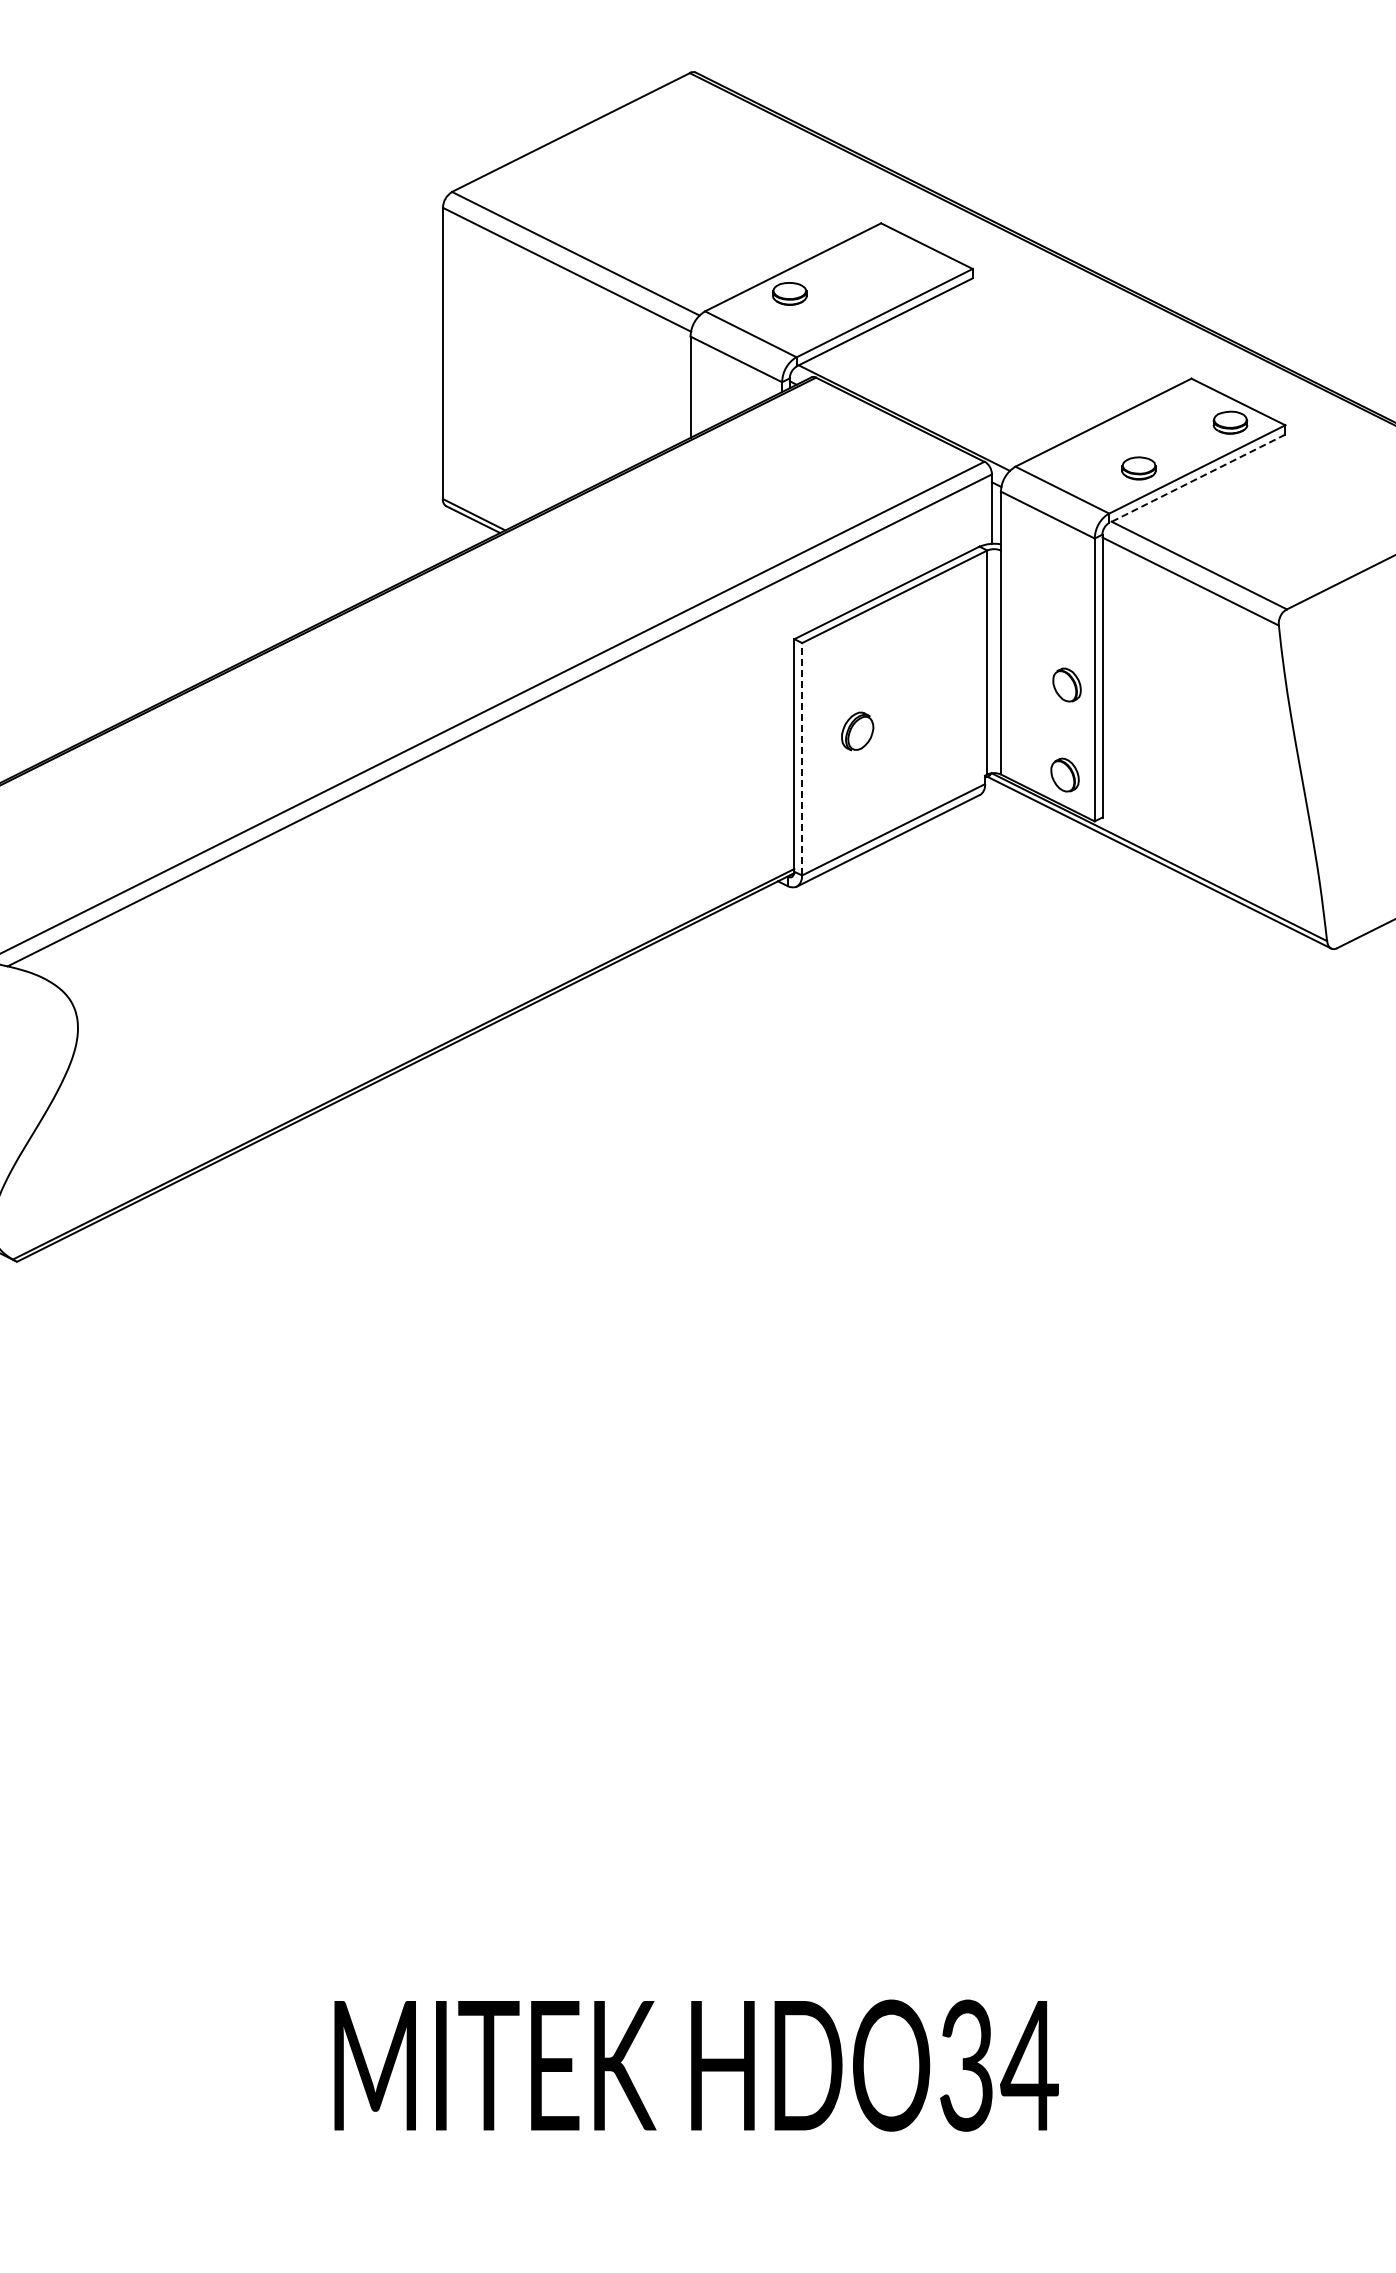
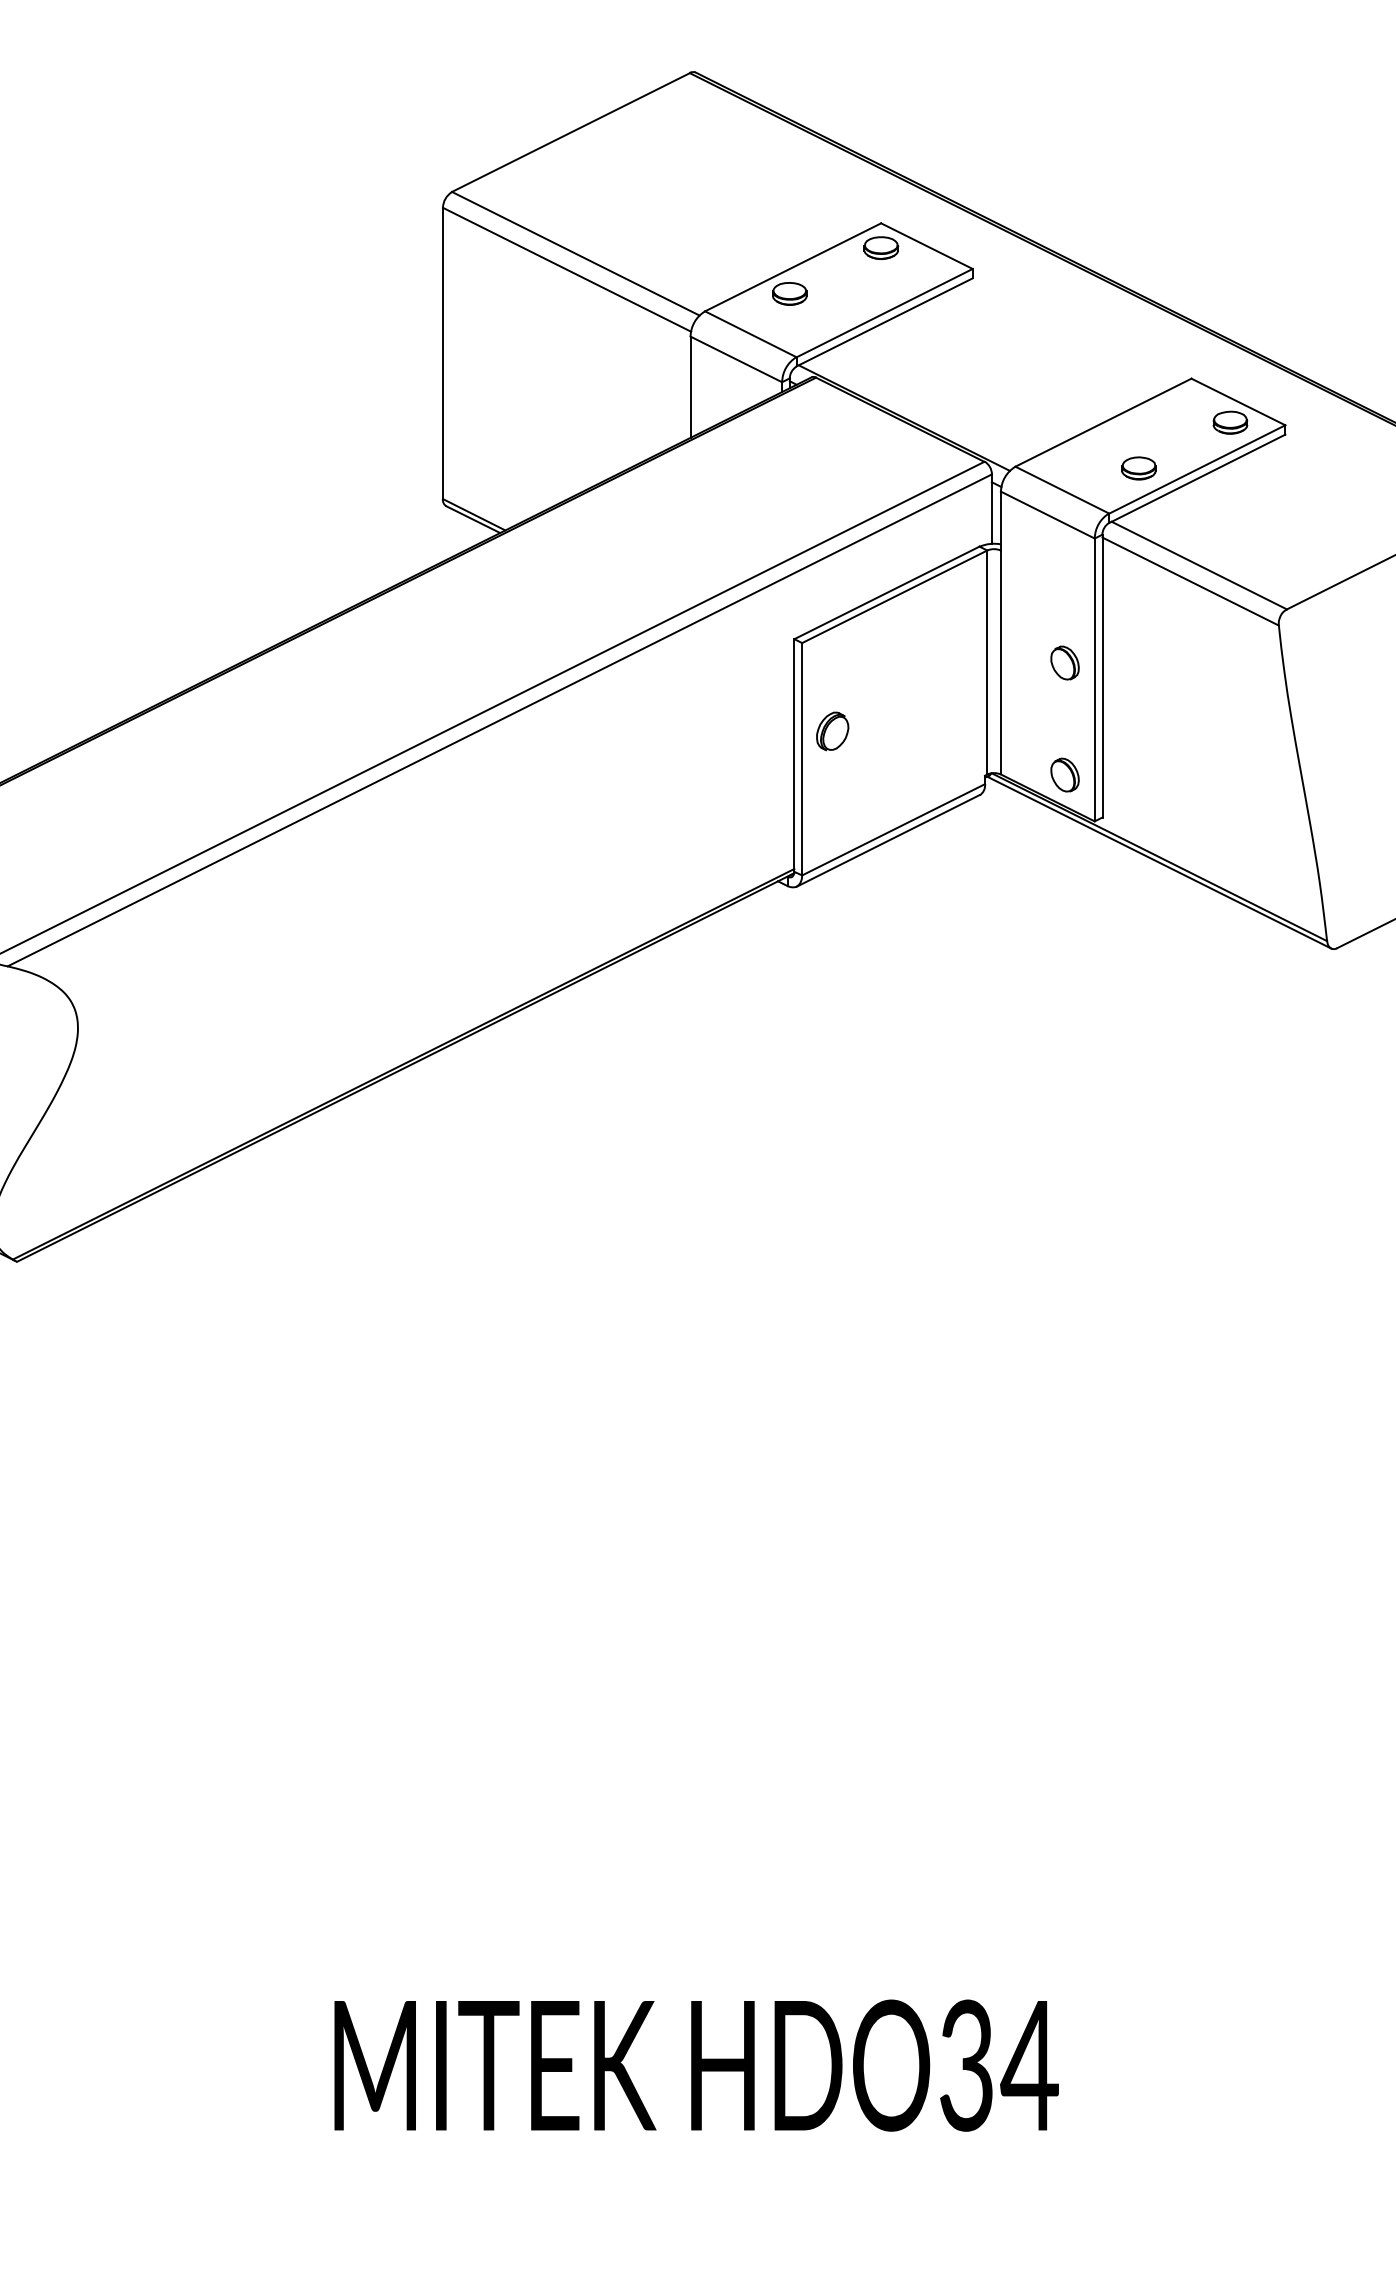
part: none -> present (881, 247)
line: dashed -> solid (1196, 479)
part position: (1066, 684) -> (1064, 662) (1064, 662)
part position: (857, 731) -> (832, 731) (832, 731)
line: dashed -> solid (802, 758)
